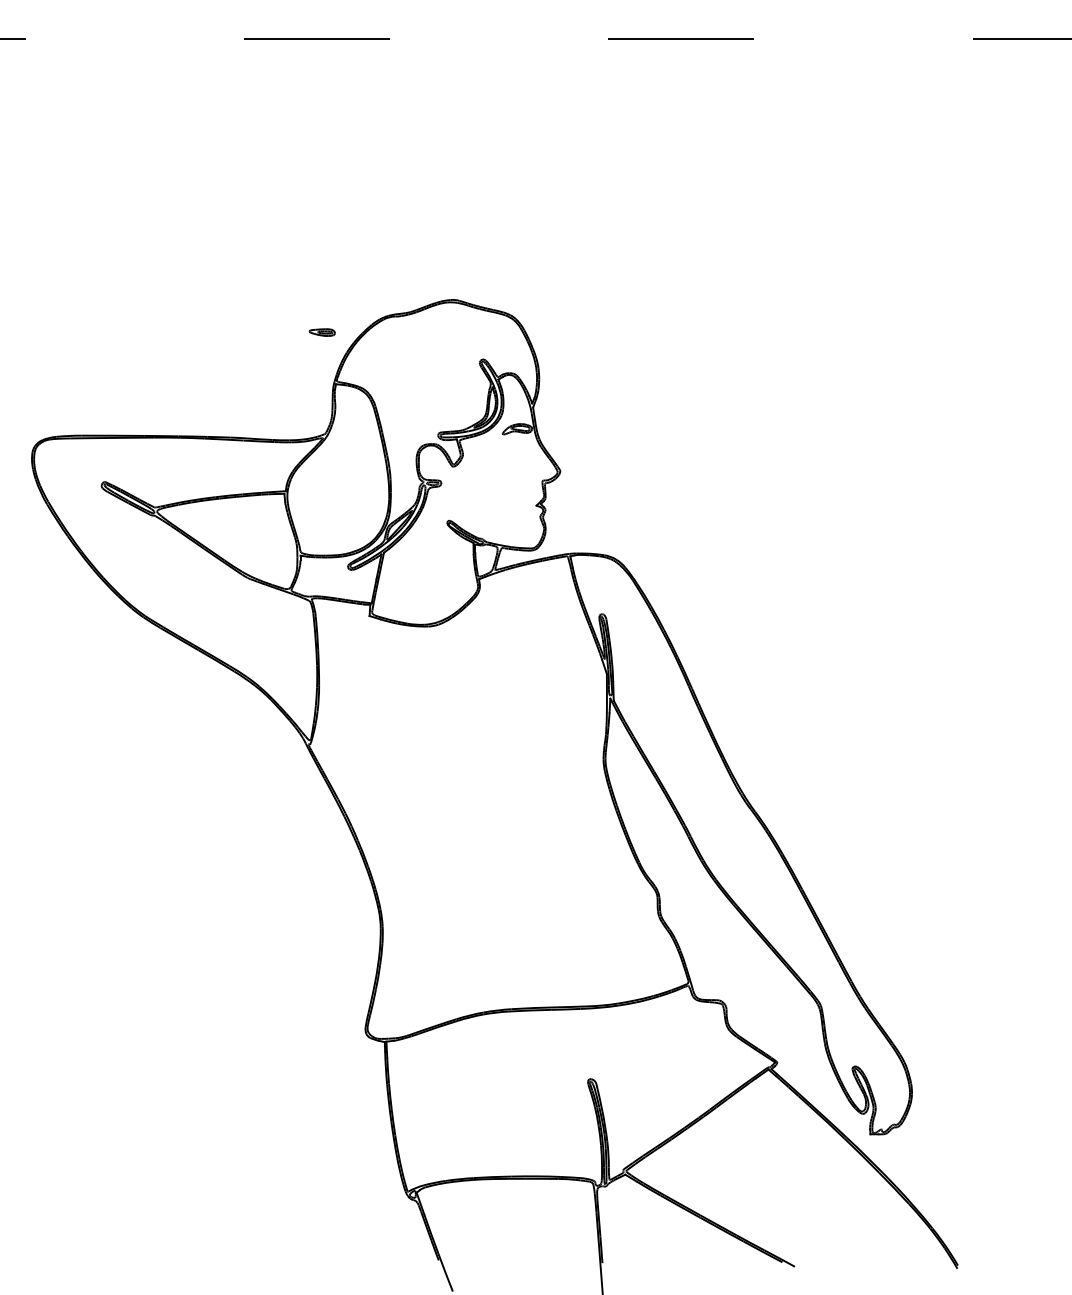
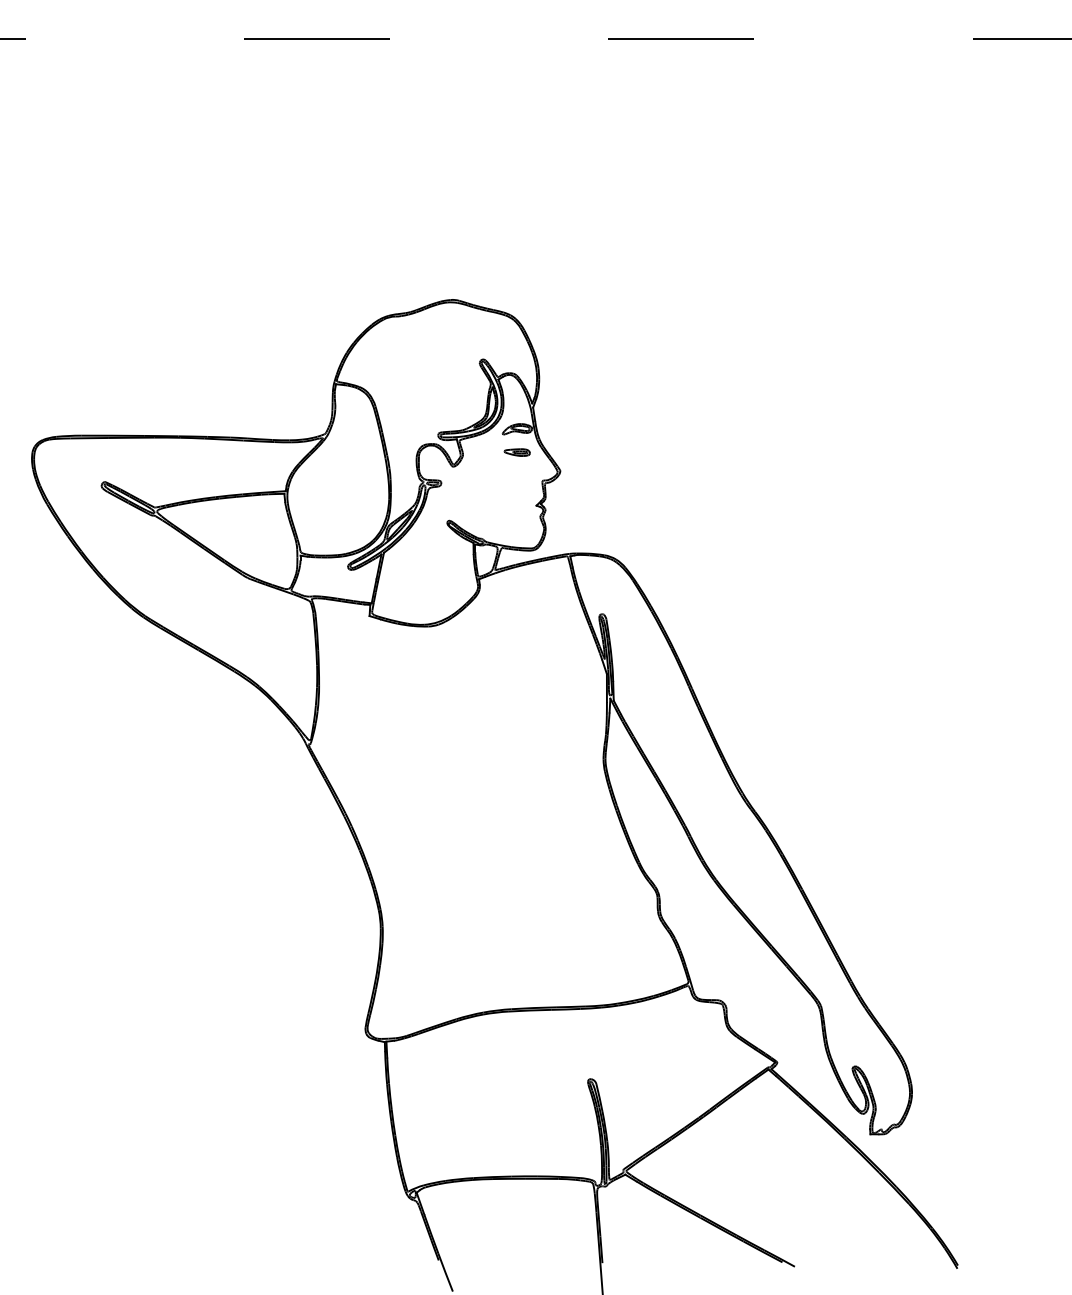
part position: (321, 332) -> (516, 452) (516, 452)
